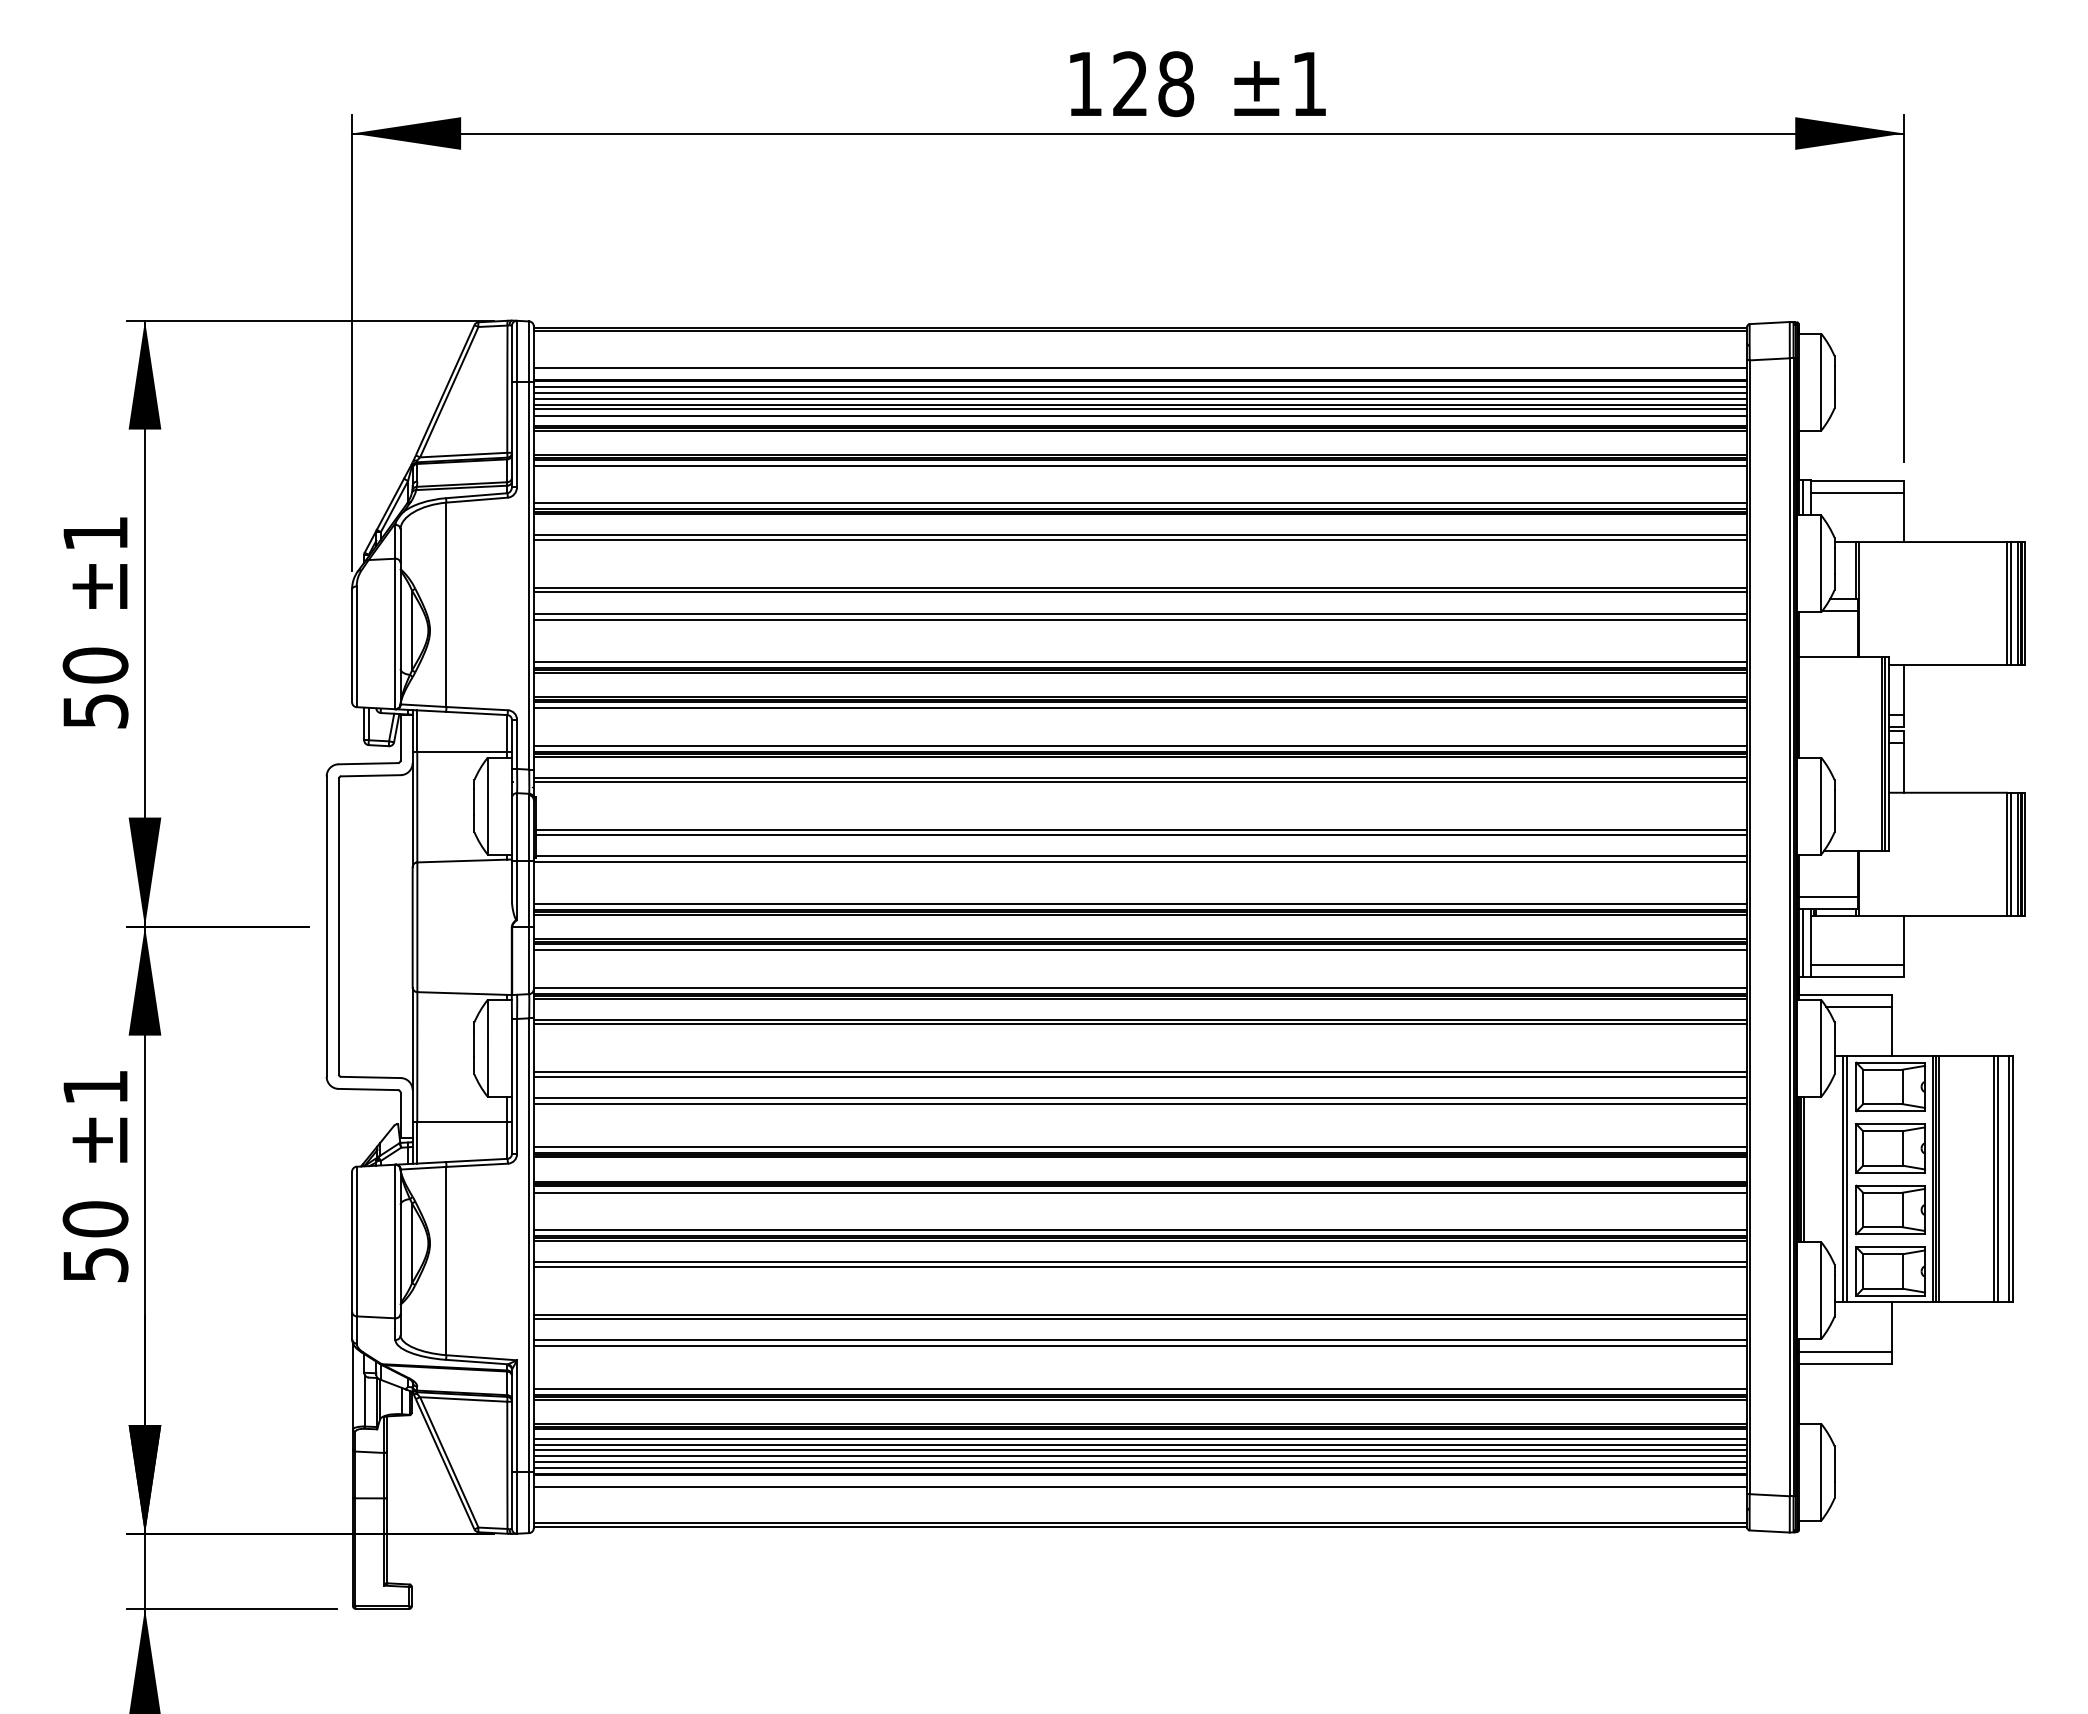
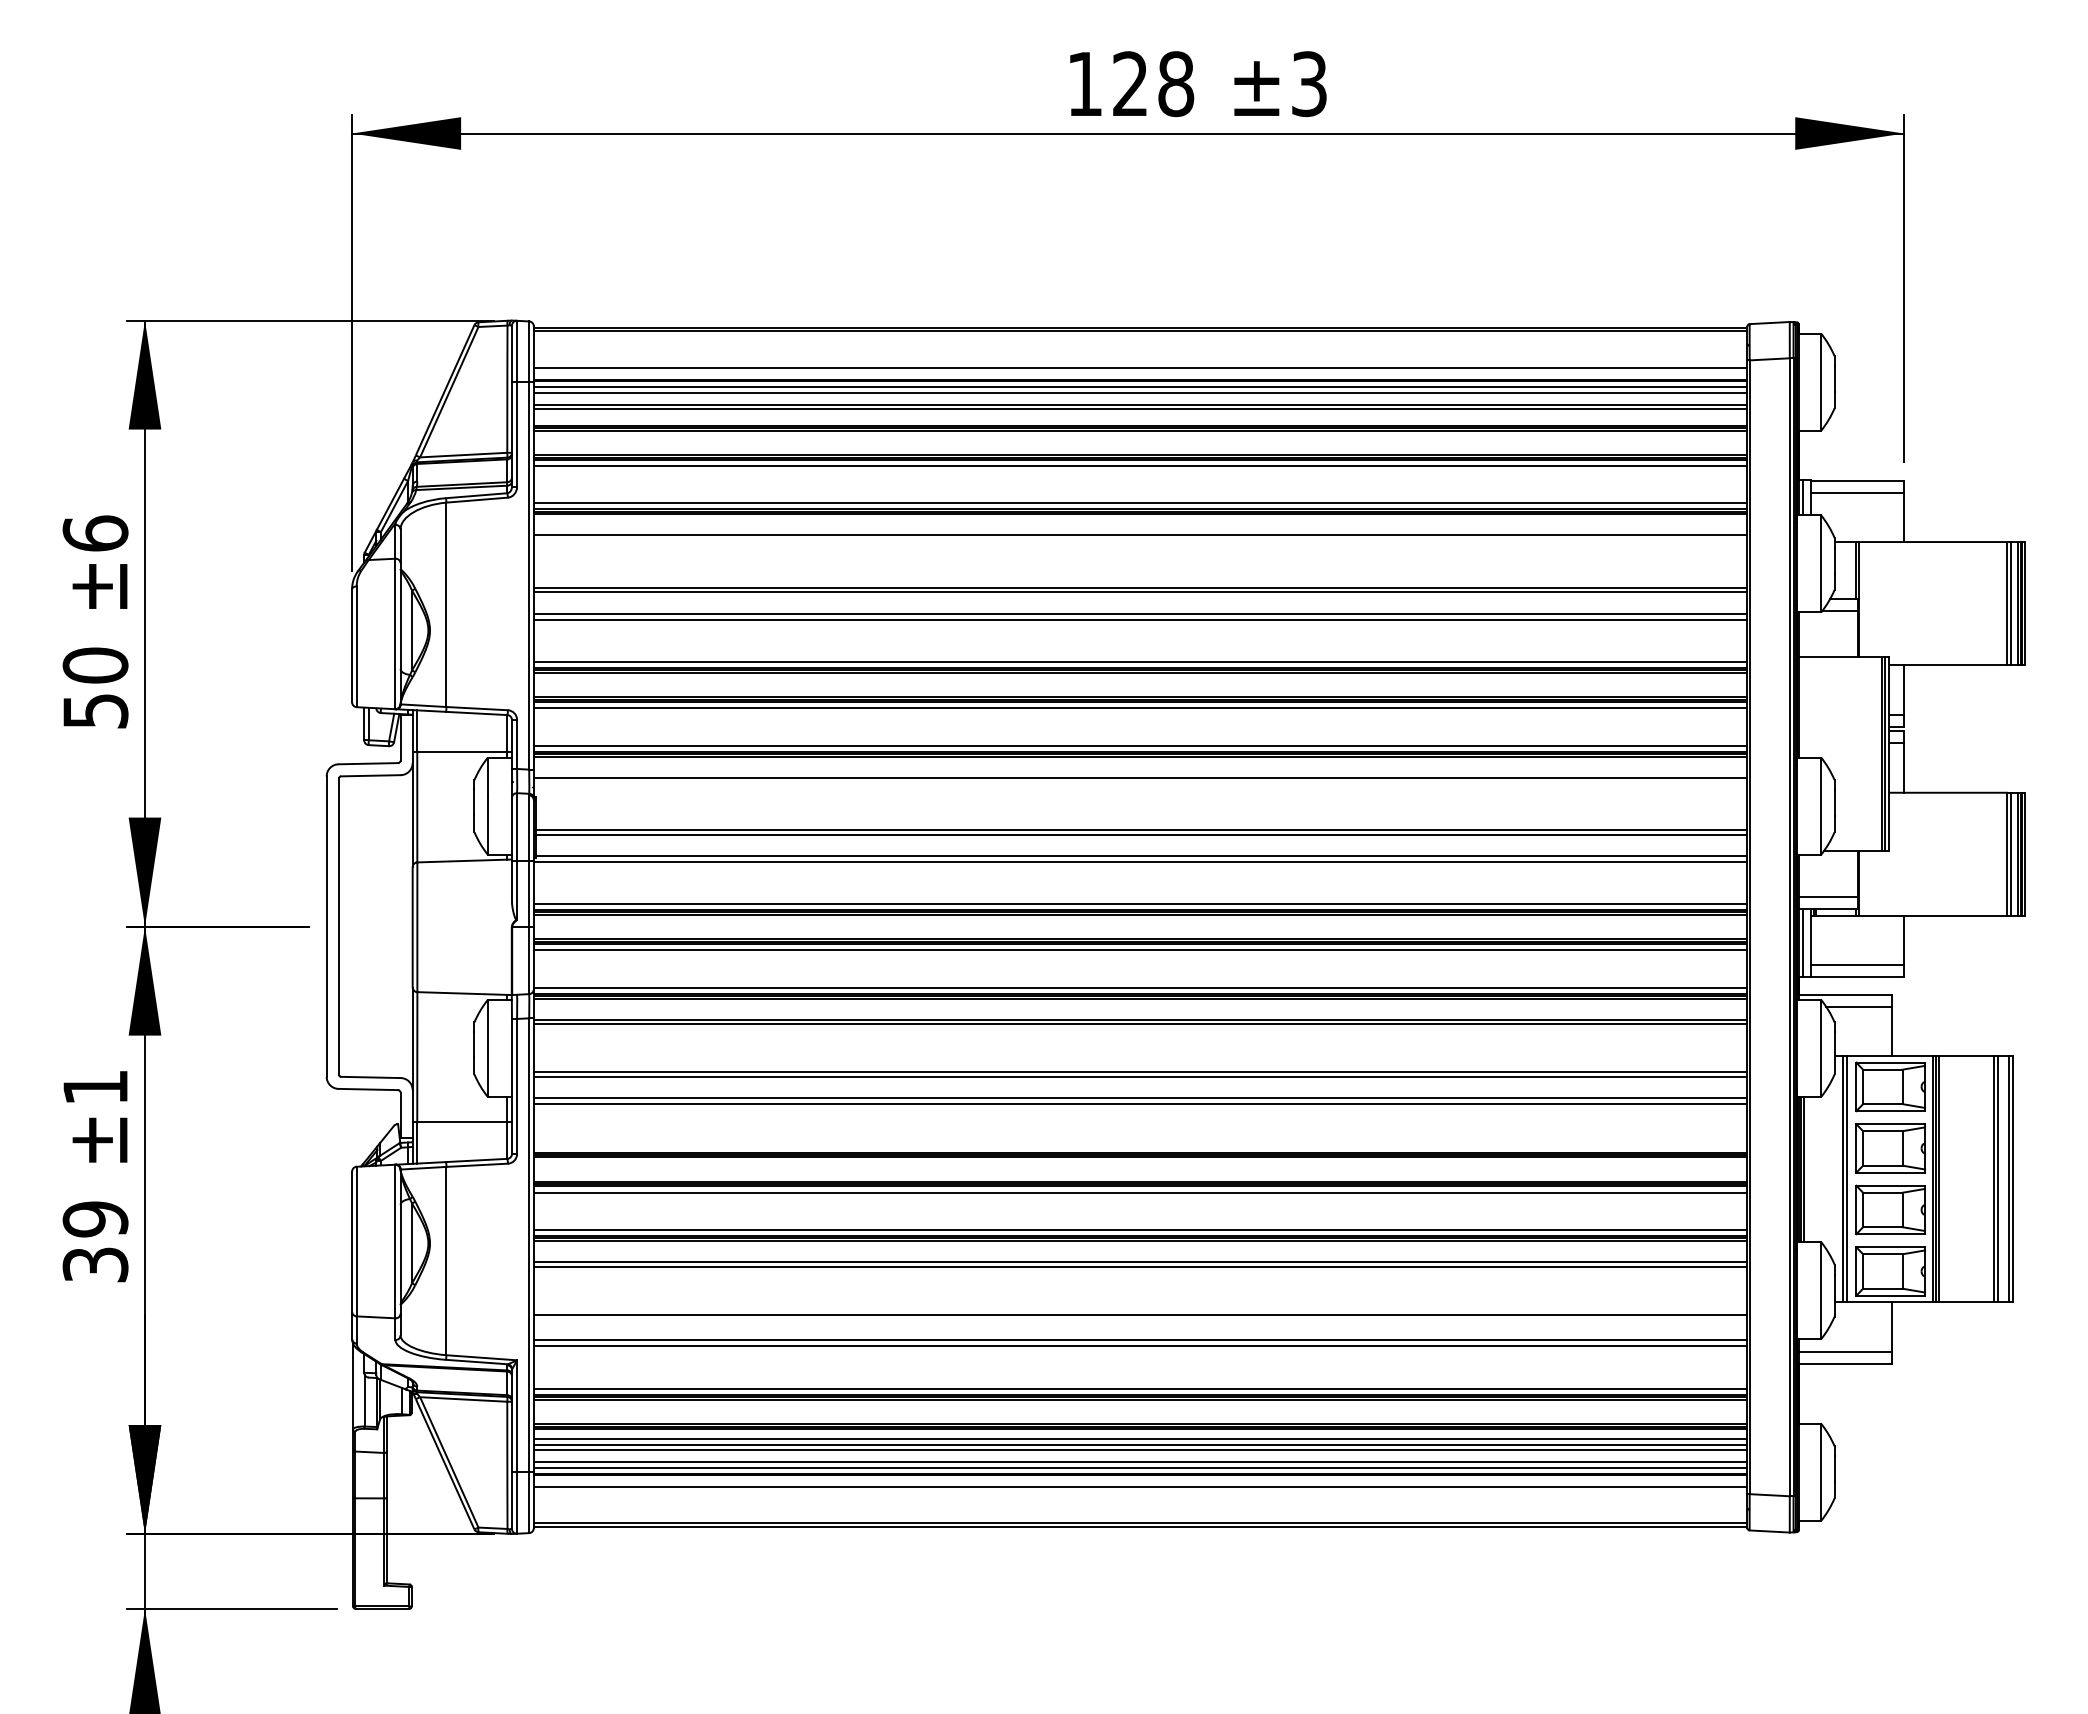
text: ±1 -> ±3 (1309, 84)
line: present -> none (1140, 398)
line: present -> none (1140, 415)
text: ±1 -> ±6 (95, 533)
line: present -> none (1140, 539)
line: present -> none (1140, 782)
line: present -> none (1140, 1146)
text: 50 -> 39 (95, 1241)
line: present -> none (1140, 1319)
line: present -> none (1140, 1455)
